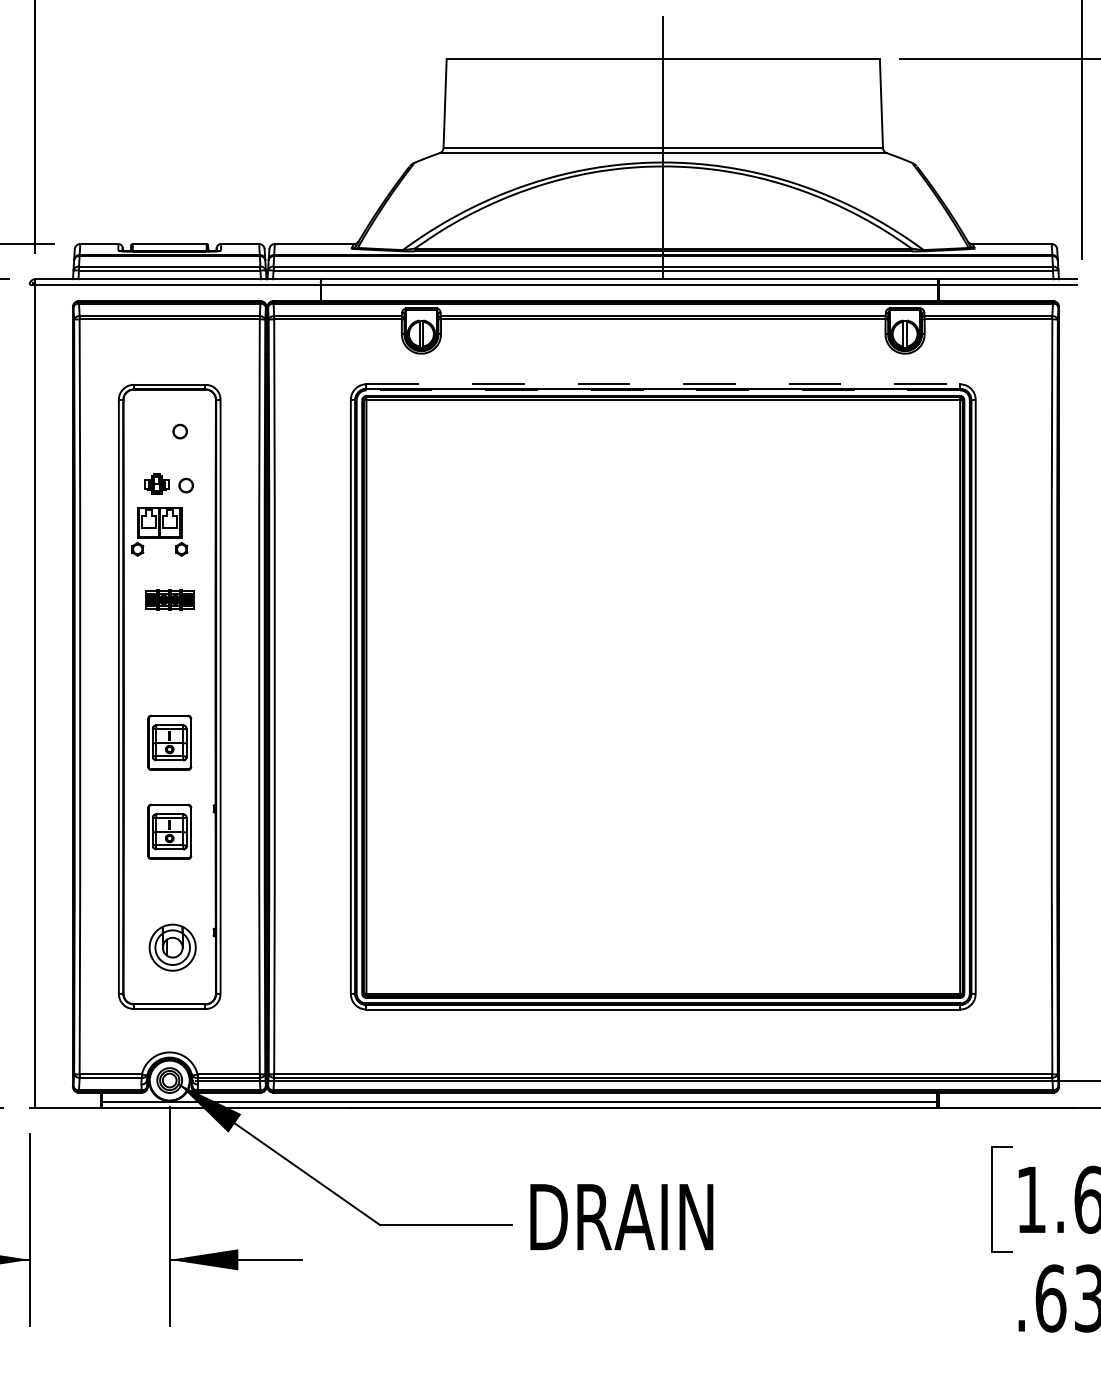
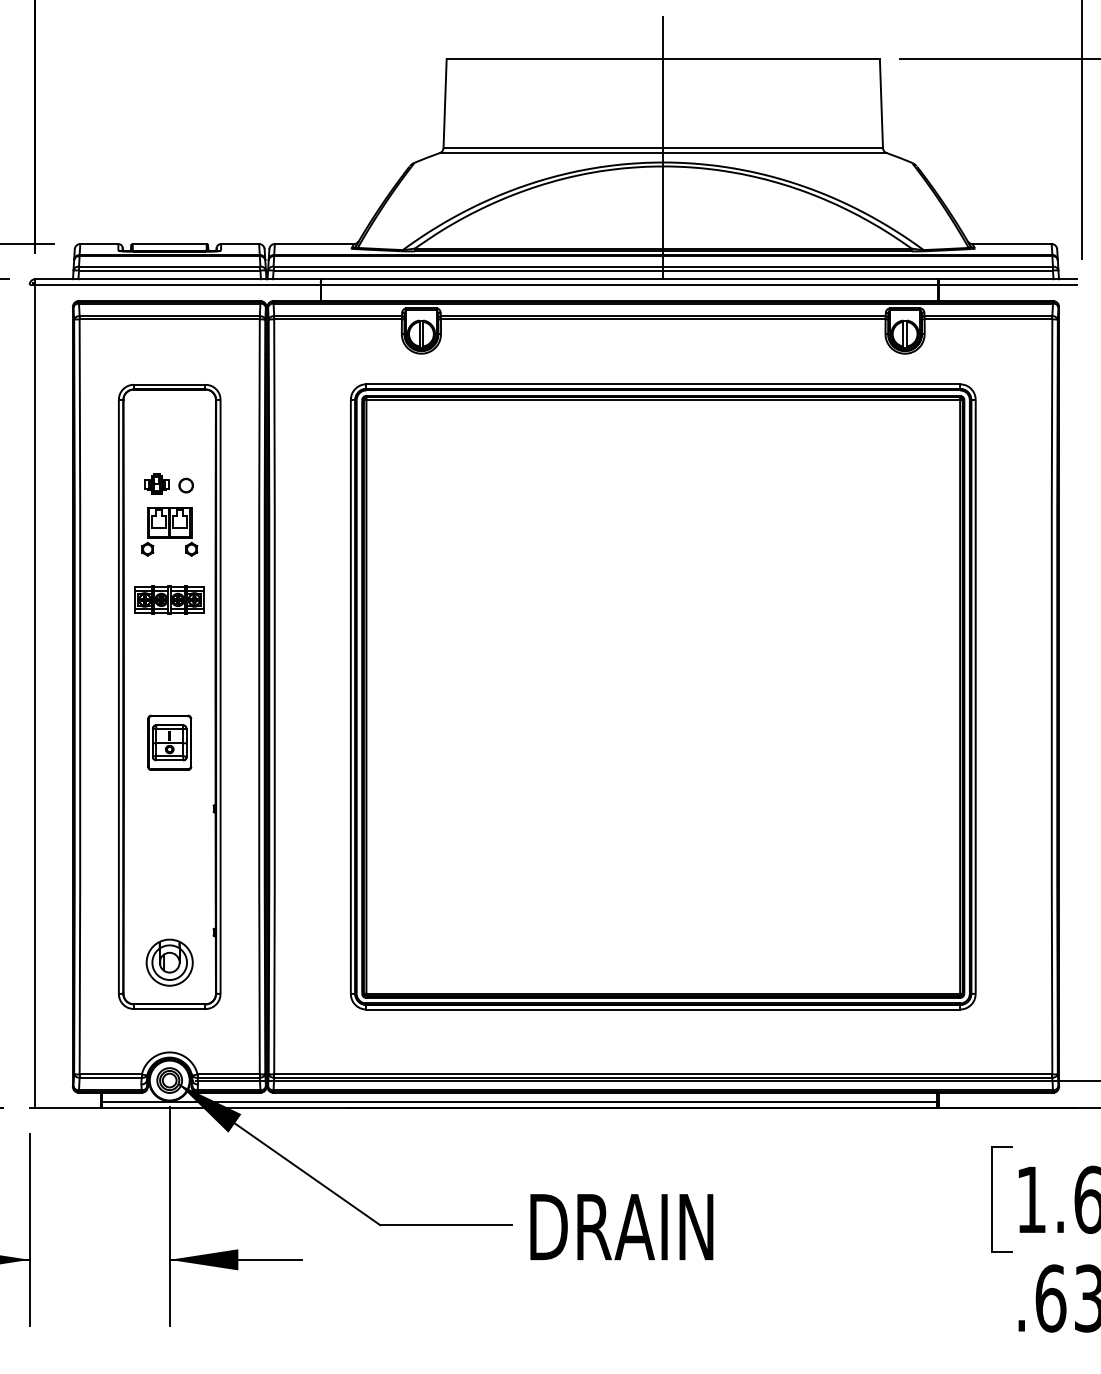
line: dashed -> solid (663, 384)
line: dashed -> solid (663, 390)
part: present -> none (179, 431)
part position: (159, 531) -> (169, 531) (169, 531)
part size: 50x22 px -> 71x30 px (169, 599)
part: present -> none (169, 831)
part position: (172, 947) -> (169, 962) (169, 962)
text position: (621, 1217) -> (621, 1227) (621, 1227)
